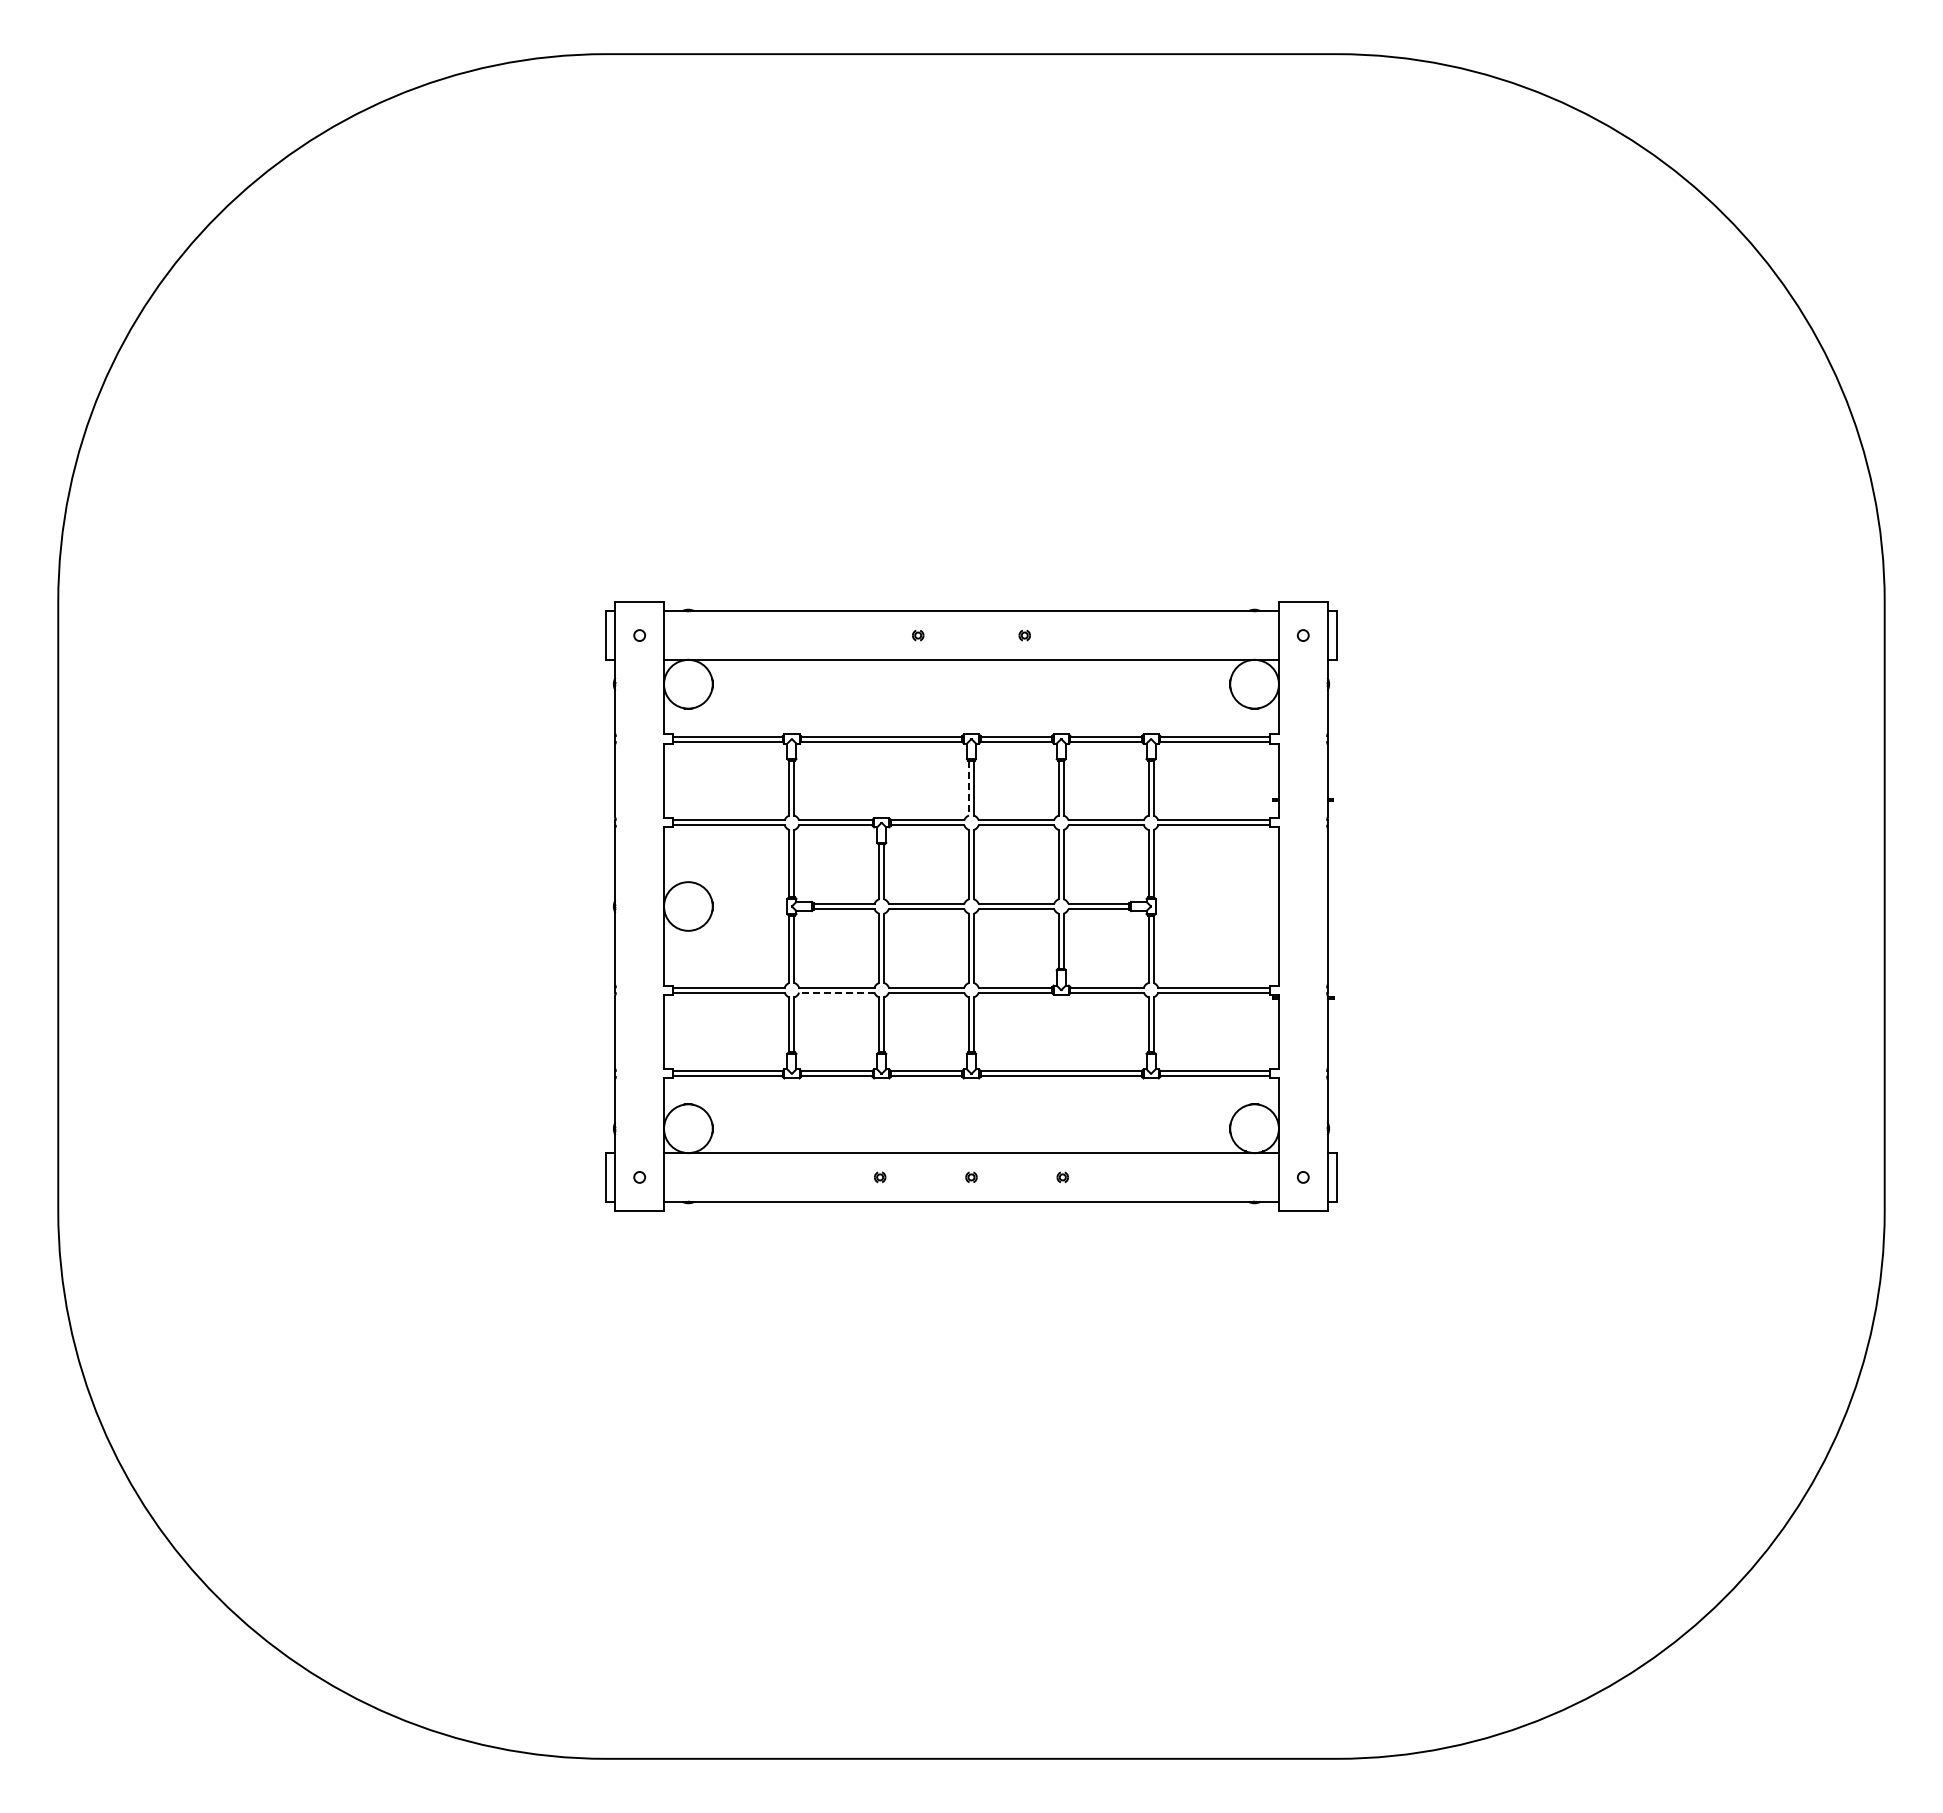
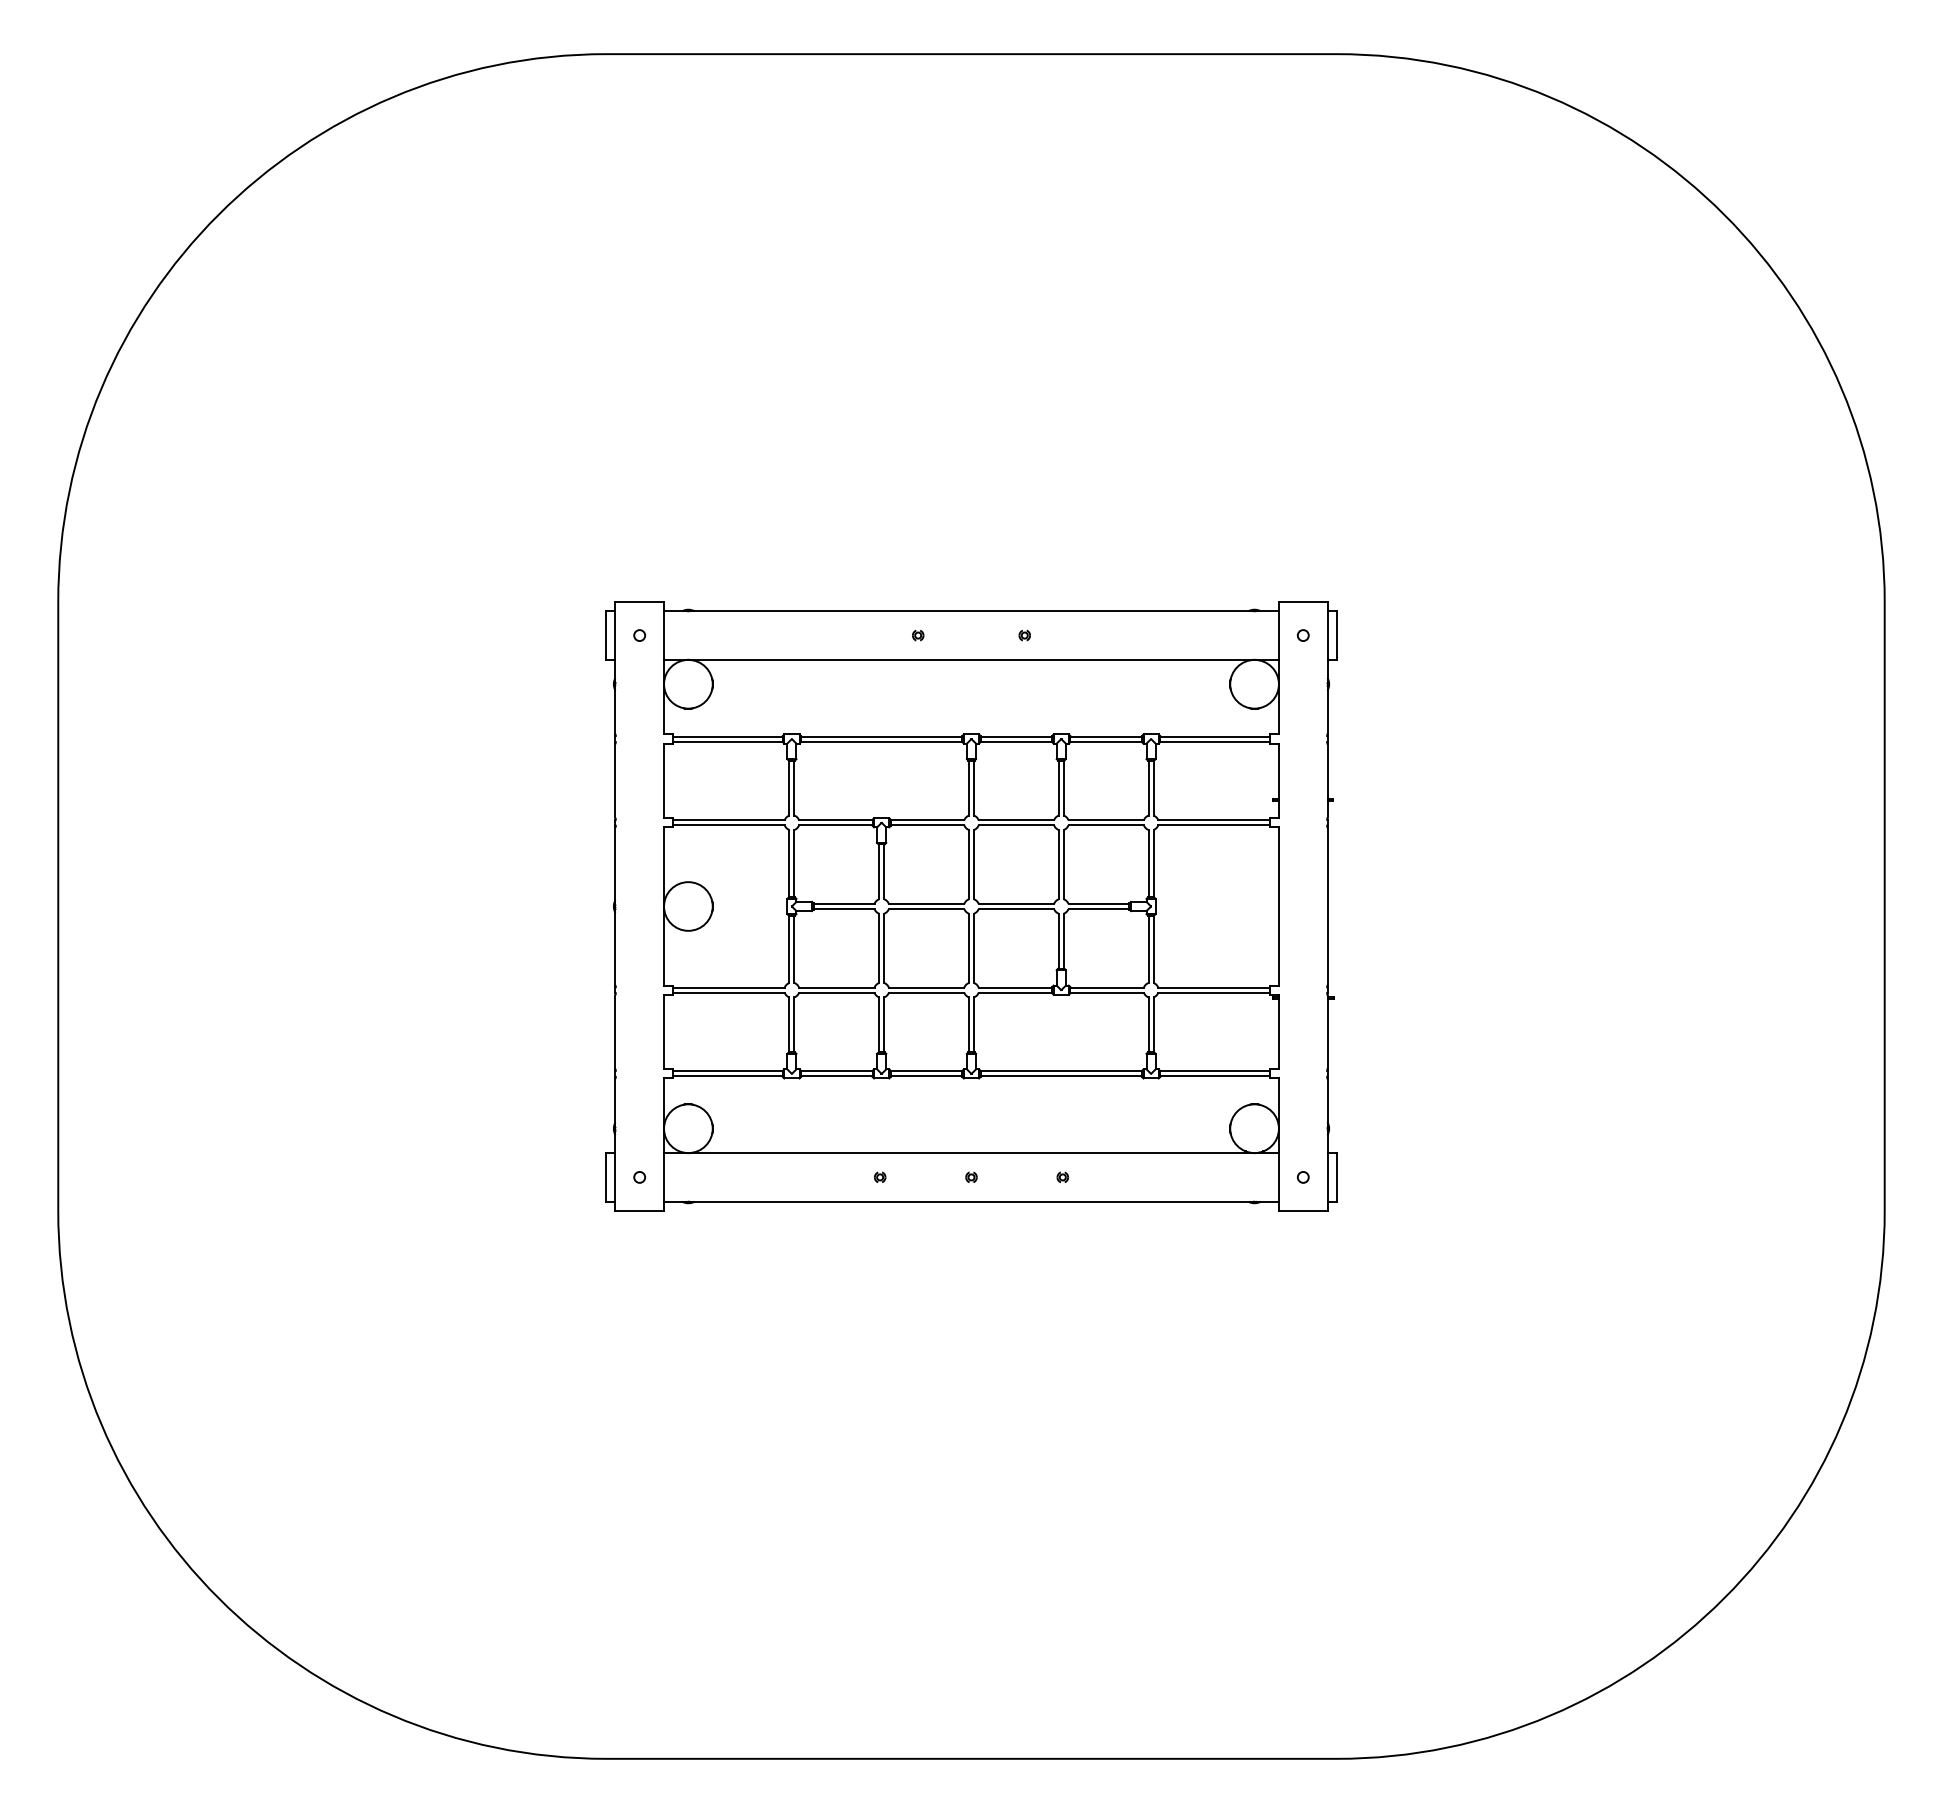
line: dashed -> solid (969, 788)
line: dashed -> solid (836, 992)
